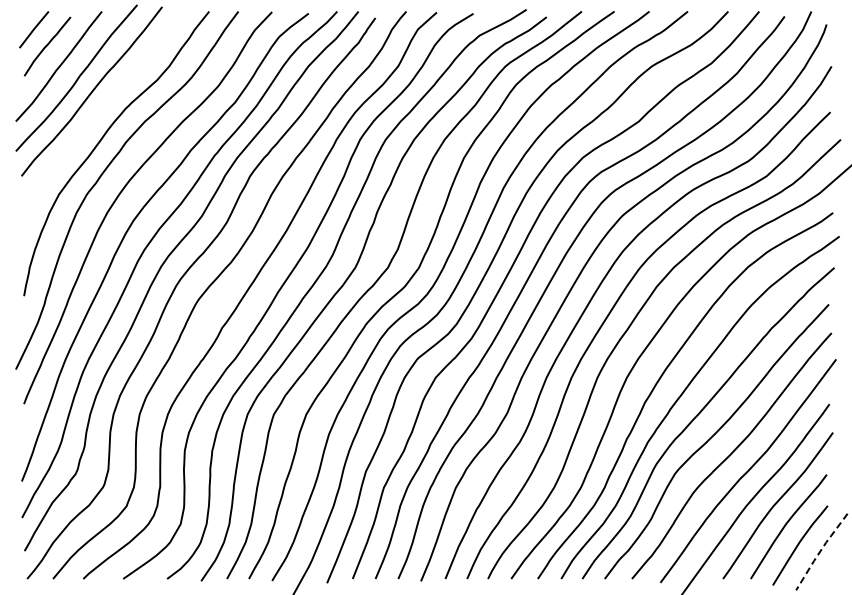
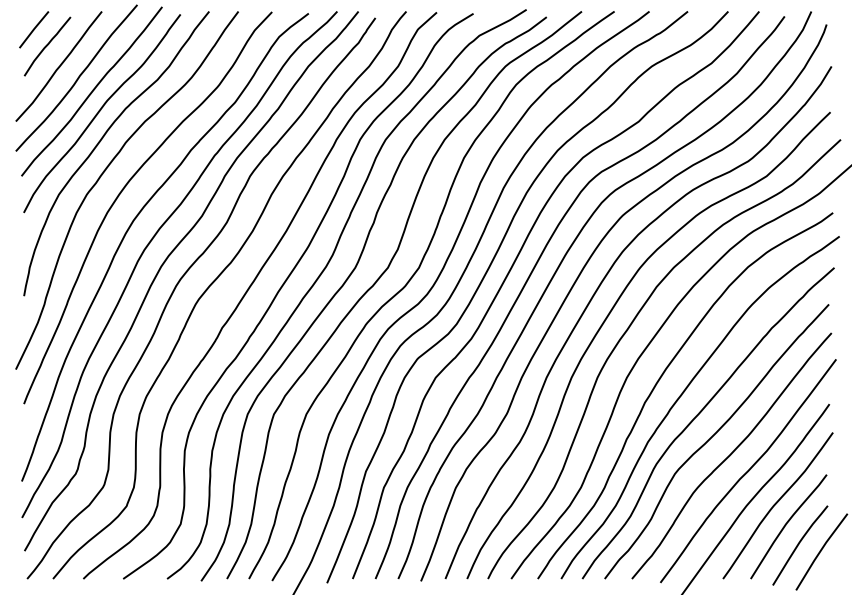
curve: none -> present (100, 111)
line: dashed -> solid (820, 551)
